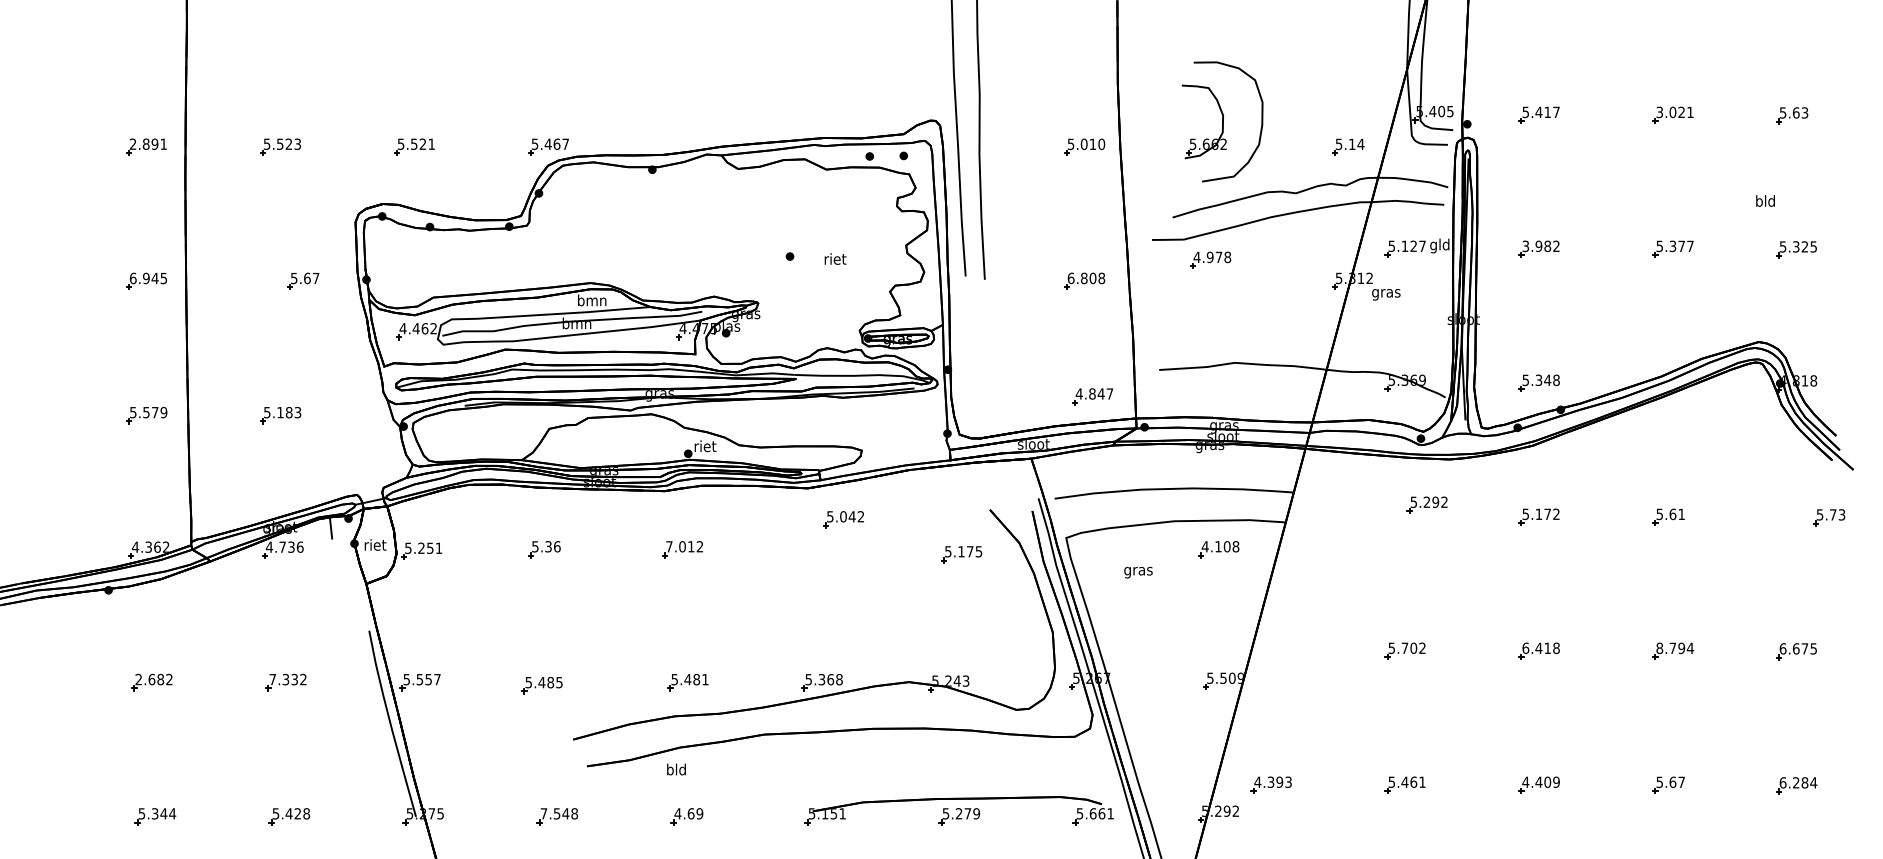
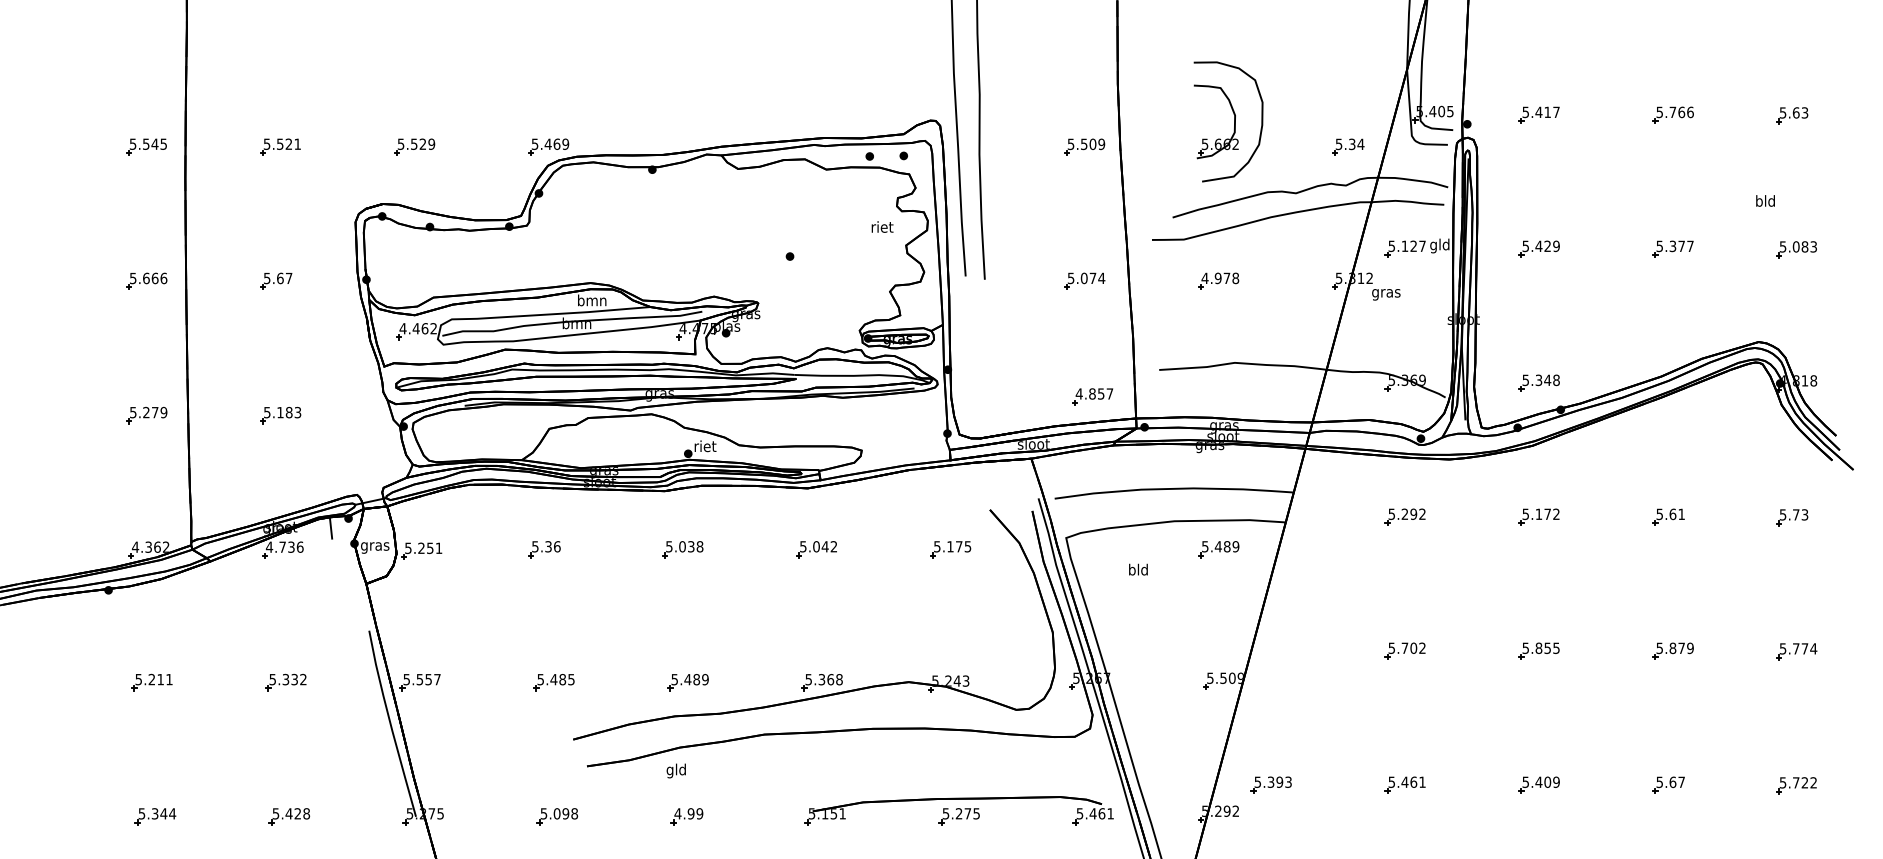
text: 3.021 -> 5.766 (1674, 112)
part position: (1206, 138) -> (1218, 138) (1218, 138)
text: 2.891 -> 5.545 (147, 143)
text: 5.523 -> 5.521 (297, 143)
text: 5.521 -> 5.529 (431, 143)
text: 5.467 -> 5.469 (565, 143)
text: 5.010 -> 5.509 (1092, 144)
text: 5.14 -> 5.34 (1352, 144)
text: 3.982 -> 5.429 (1540, 246)
text: 5.325 -> 5.083 (1804, 246)
text position: (835, 258) -> (882, 226) (882, 226)
part position: (1210, 259) -> (1218, 280) (1218, 280)
text: 6.945 -> 5.666 (148, 278)
text: 6.808 -> 5.074 (1086, 278)
part position: (303, 280) -> (276, 280) (276, 280)
text: 4.847 -> 4.857 (1100, 393)
text: 5.579 -> 5.279 (146, 412)
part position: (1426, 504) -> (1404, 516) (1404, 516)
part position: (1829, 517) -> (1792, 517) (1792, 517)
part position: (843, 519) -> (816, 549) (816, 549)
text: riet -> gras (375, 546)
text: 7.012 -> 5.038 (684, 546)
text: 4.108 -> 5.489 (1220, 546)
part position: (961, 554) -> (950, 549) (950, 549)
text: gras -> bld (1138, 570)
text: 6.418 -> 5.855 (1540, 647)
text: 8.794 -> 5.879 (1675, 648)
text: 6.675 -> 5.774 (1798, 648)
text: 2.682 -> 5.211 (153, 679)
text: 7.332 -> 5.332 (272, 679)
text: 5.481 -> 5.489 (705, 679)
part position: (541, 685) -> (553, 682) (553, 682)
text: bld -> gld (669, 770)
text: 4.393 -> 5.393 (1257, 781)
text: 4.409 -> 5.409 (1525, 781)
text: 6.284 -> 5.722 (1798, 782)
text: 7.548 -> 5.098 (554, 813)
text: 4.69 -> 4.99 (690, 813)
text: 5.279 -> 5.275 (976, 813)
text: 5.661 -> 5.461 (1092, 813)
